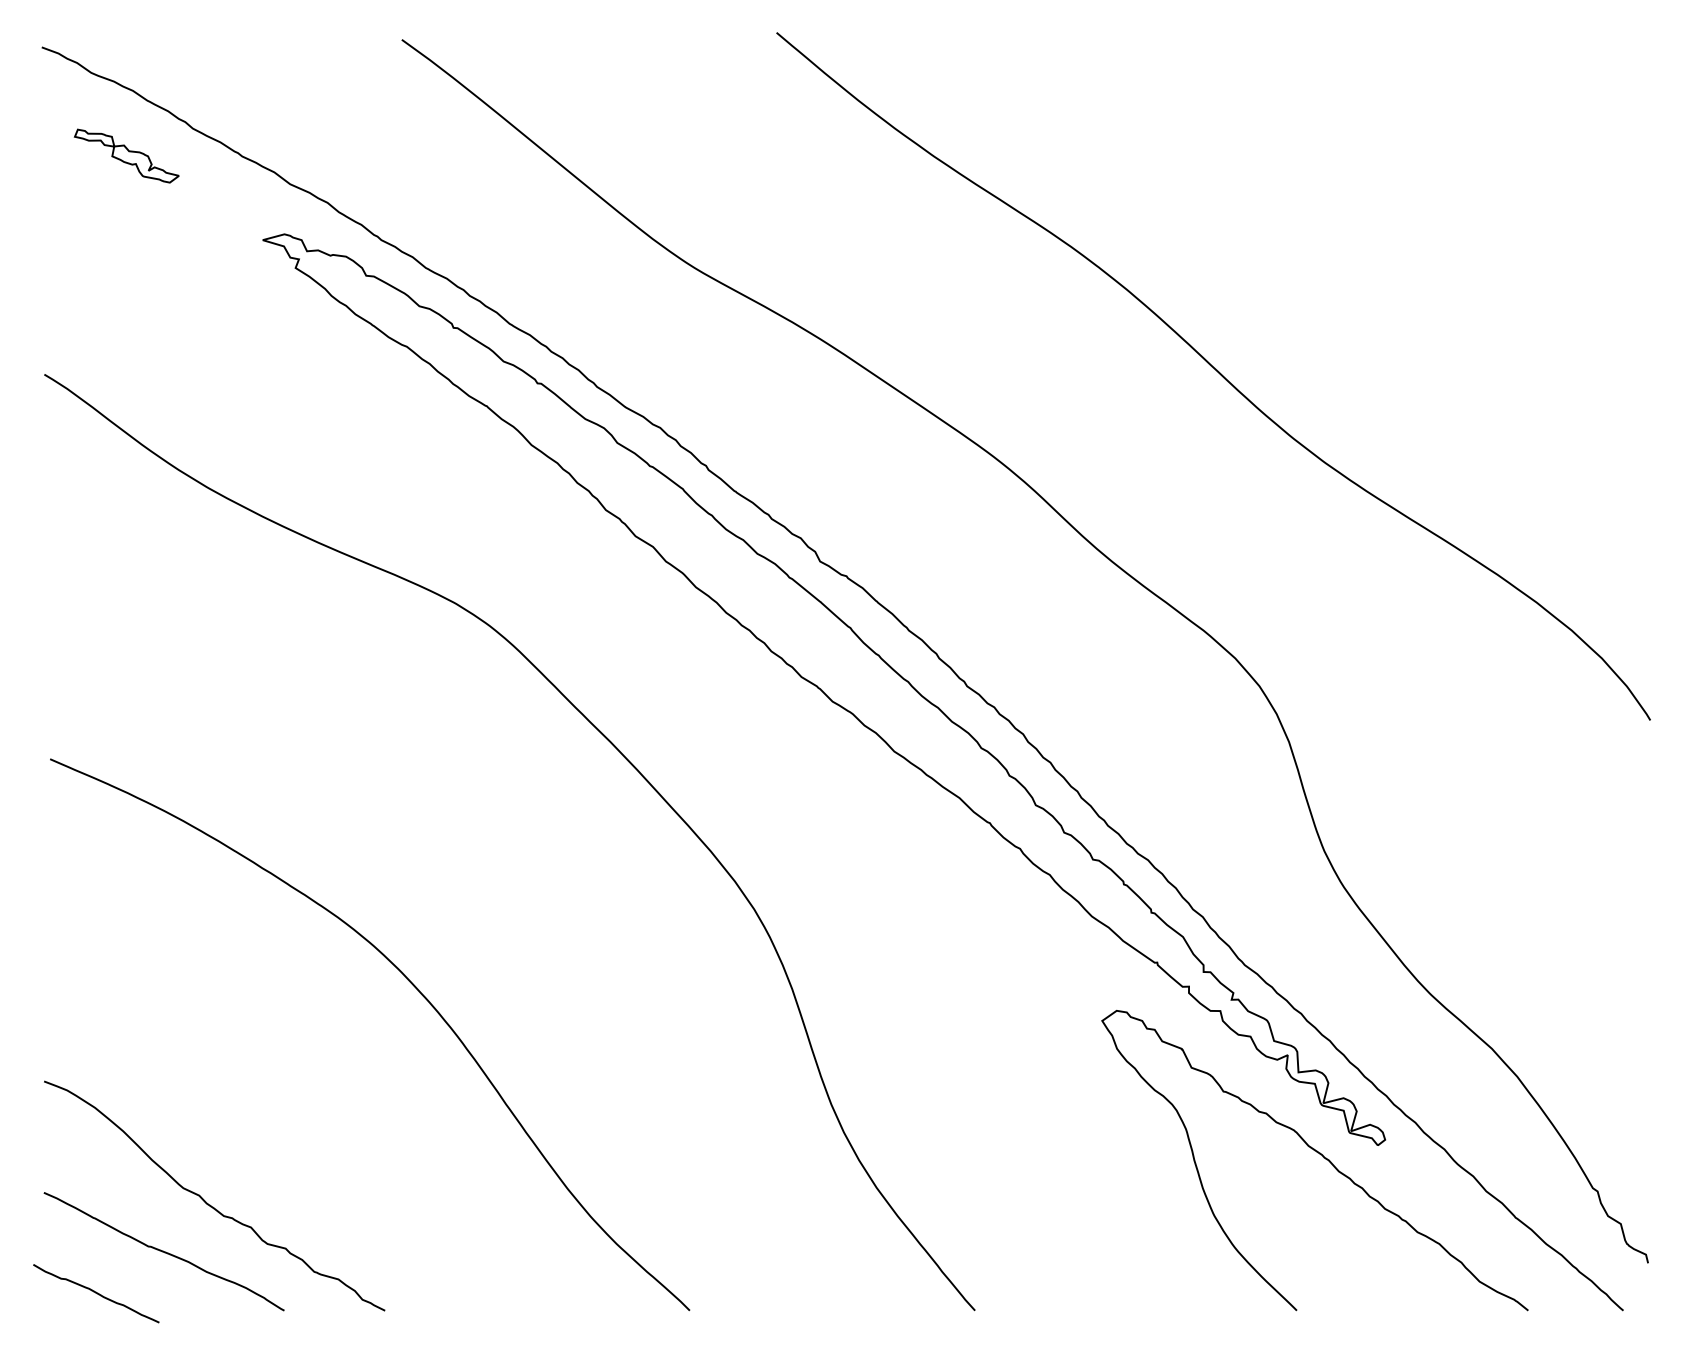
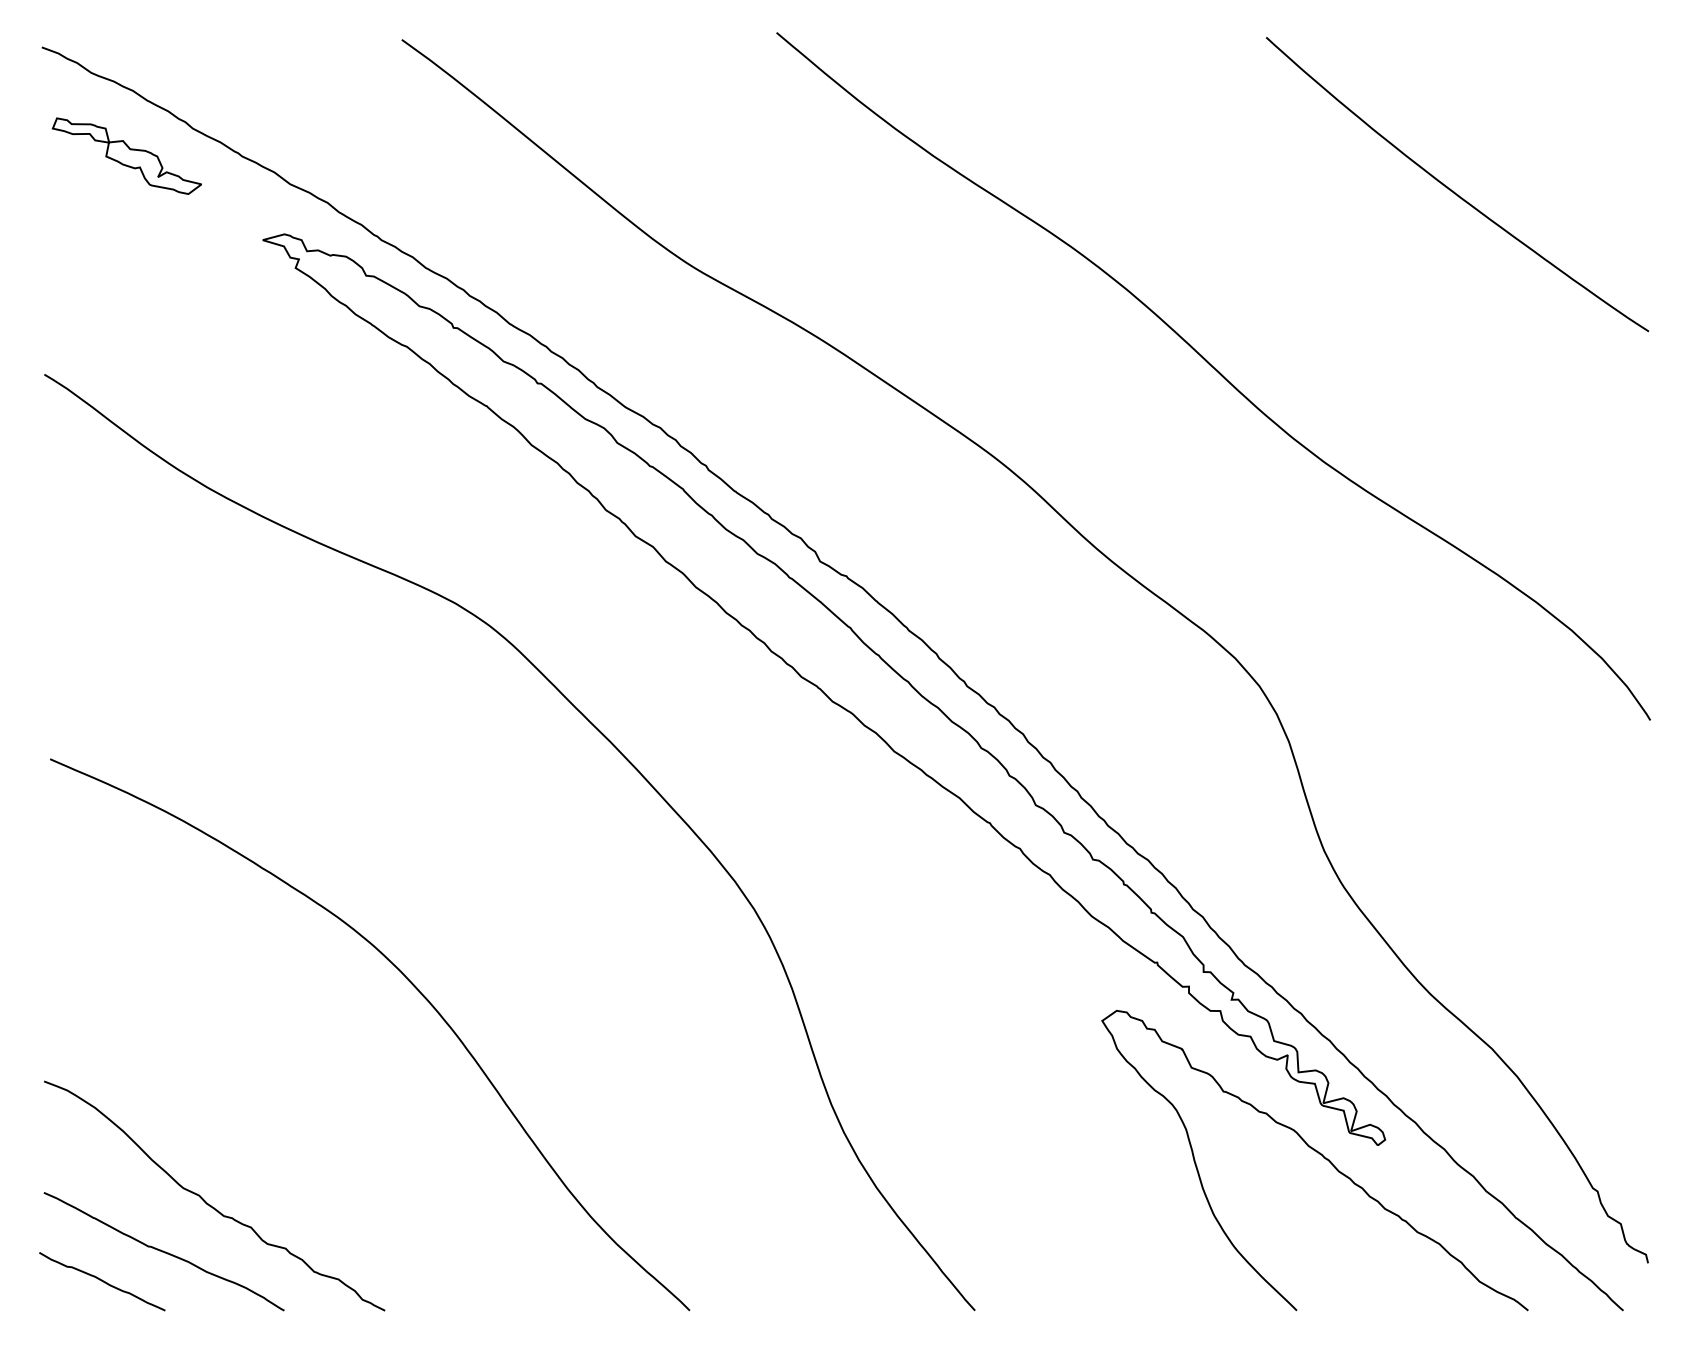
part size: 107x56 px -> 151x78 px (126, 155)
curve: none -> present (1454, 191)
curve position: (96, 1293) -> (102, 1281) (102, 1281)
